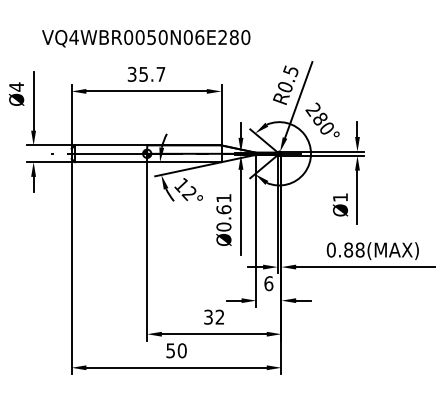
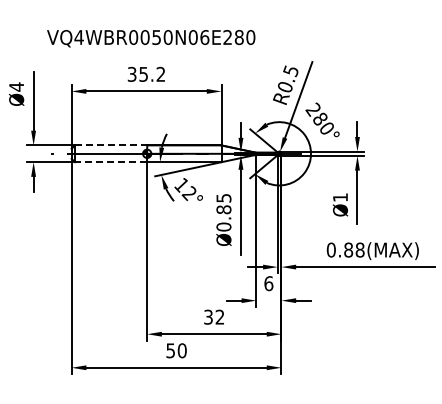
text position: (146, 38) -> (151, 38) (151, 38)
text: 35.7 -> 35.2 (160, 73)
line: solid -> dashed (111, 145)
line: solid -> dashed (110, 162)
text: Ø0.61 -> Ø0.85 (223, 204)
